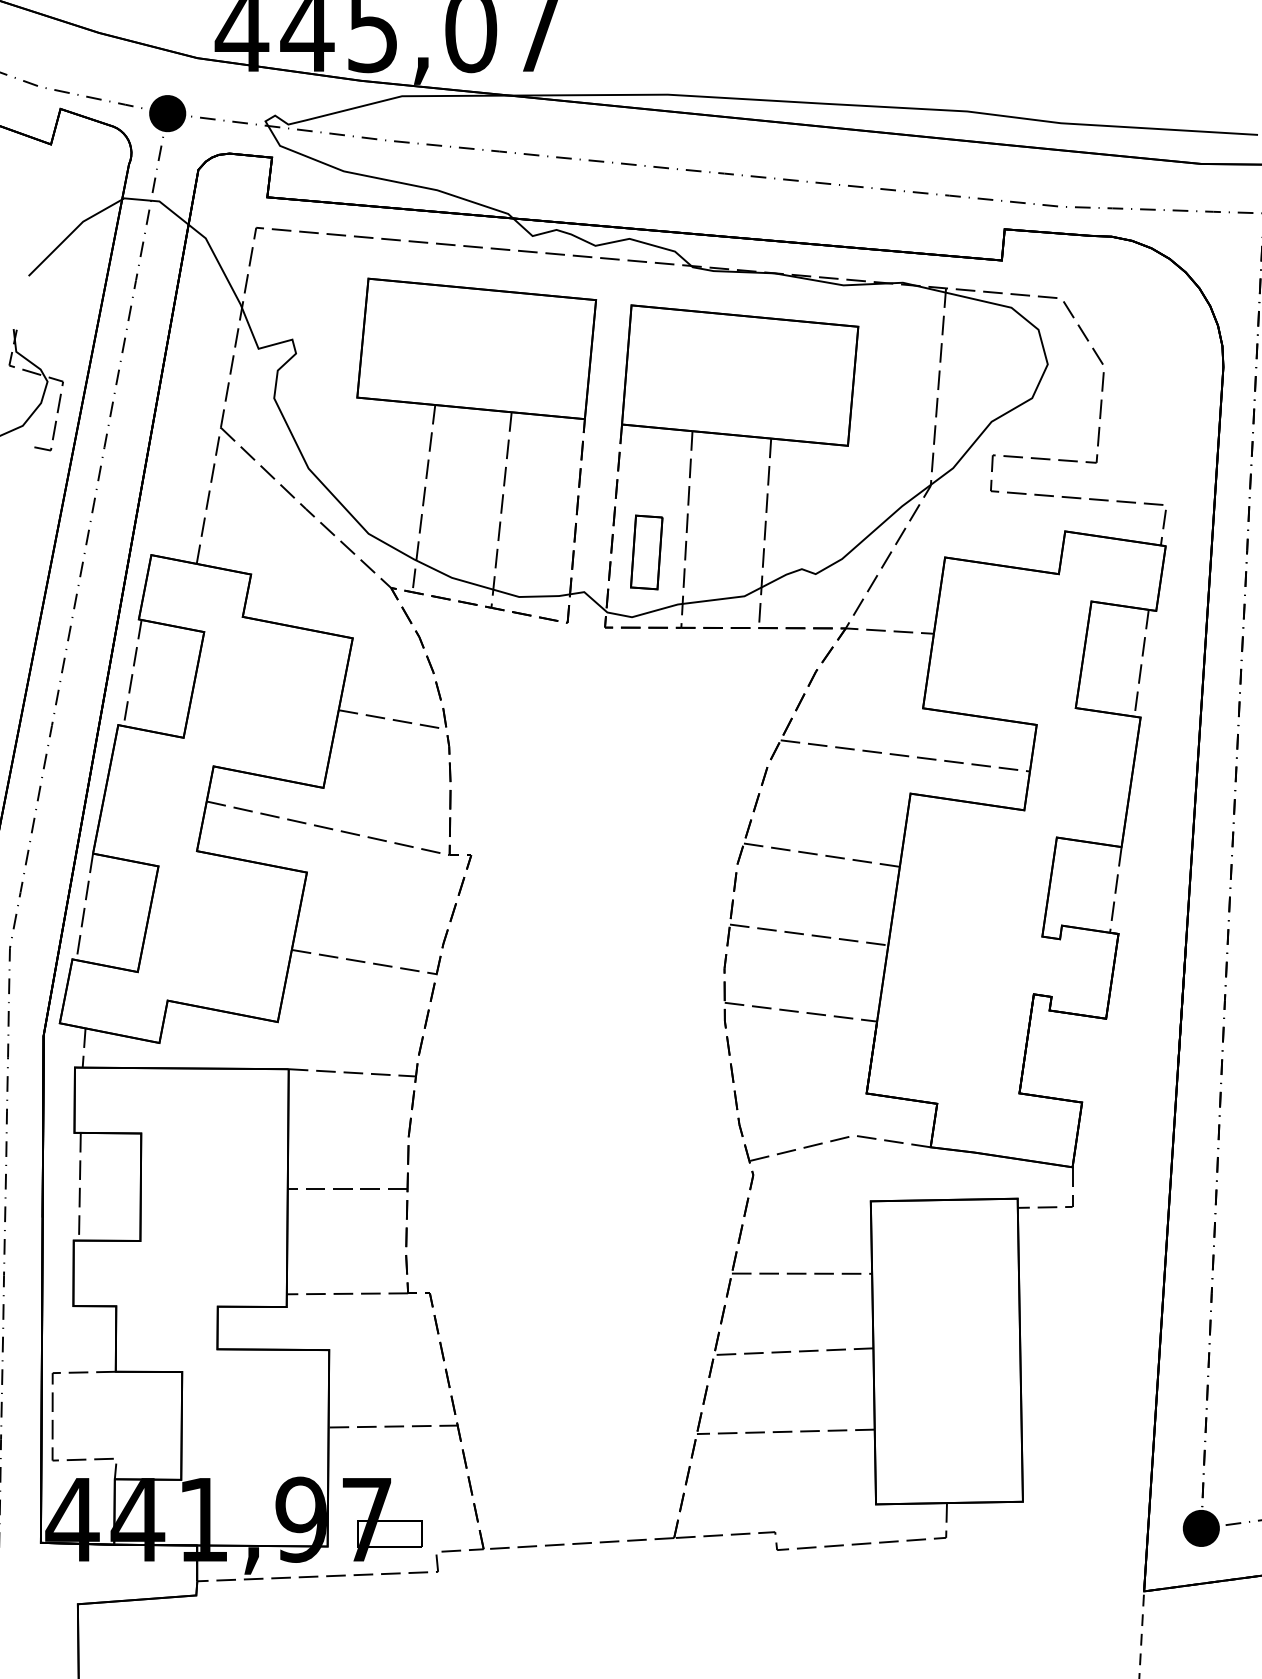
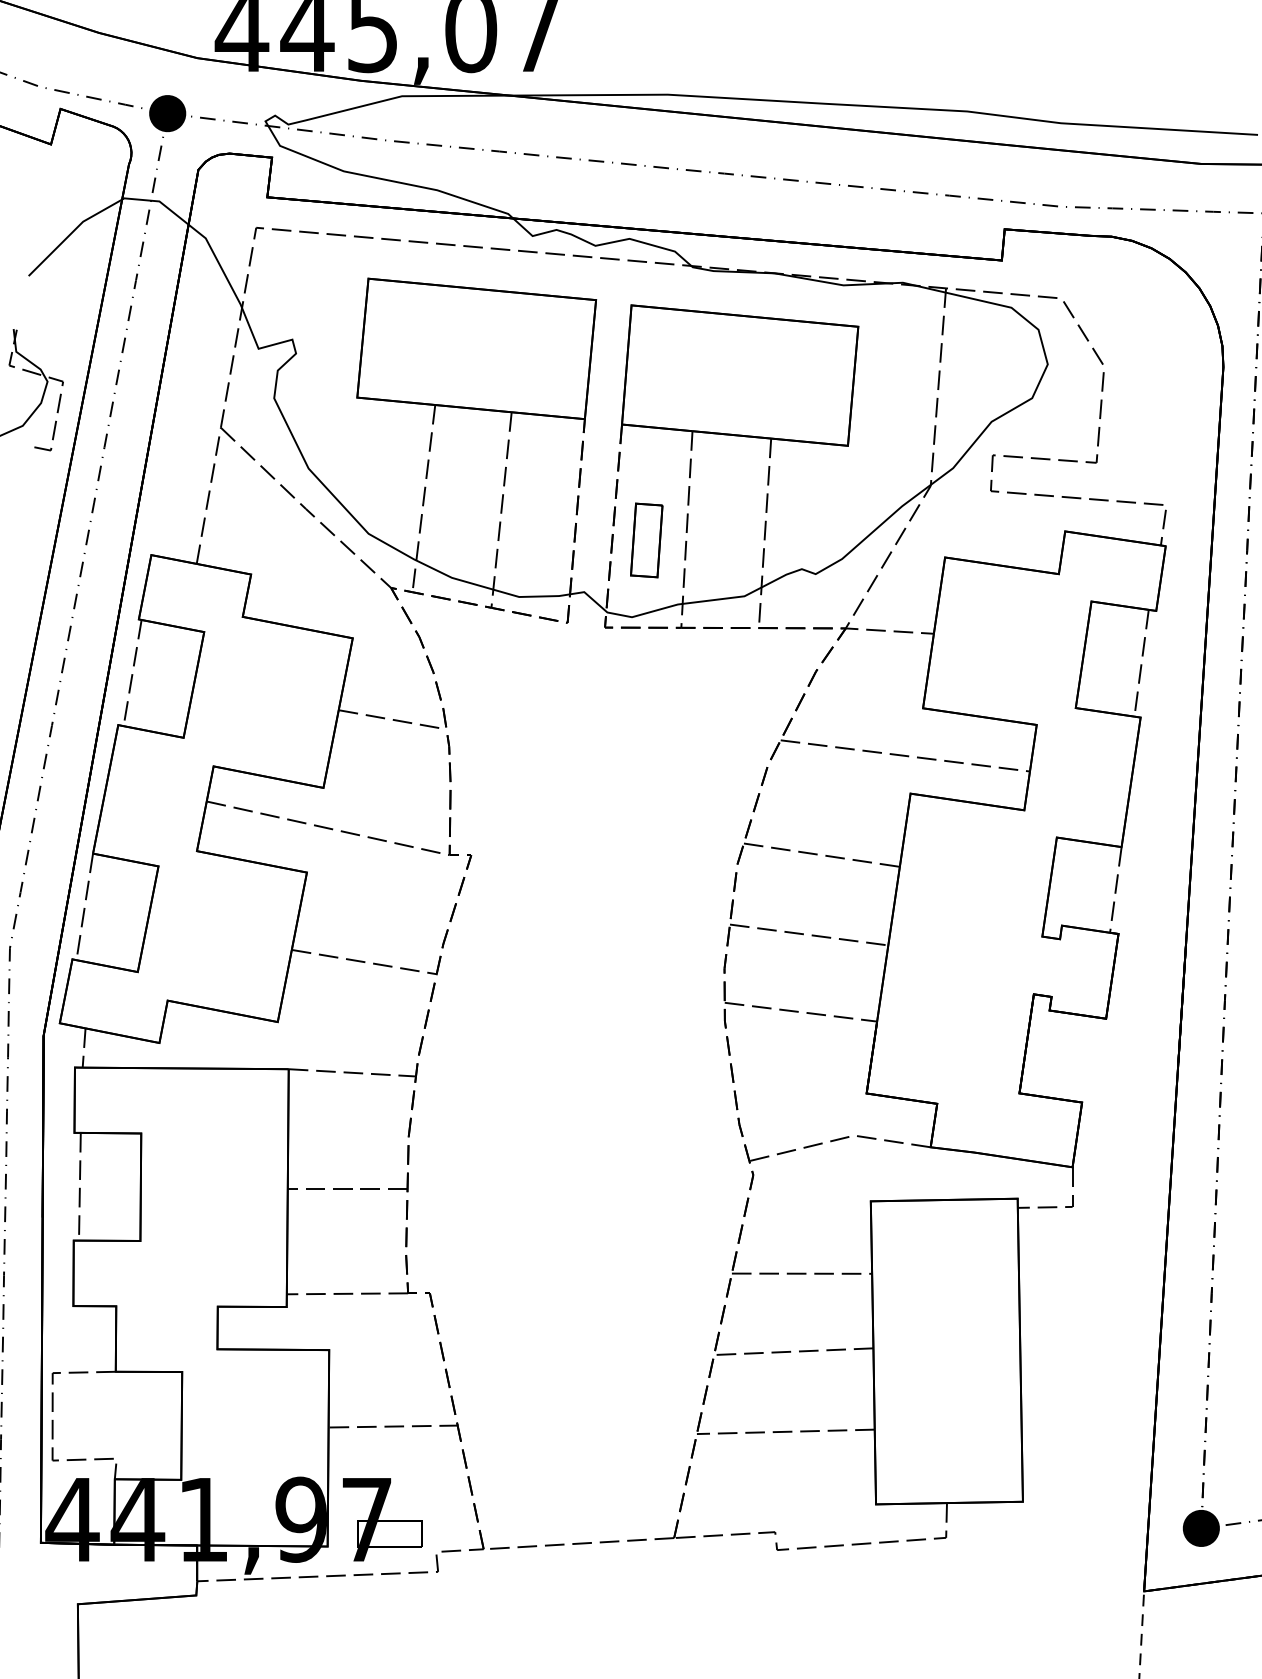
part position: (646, 552) -> (646, 540) (646, 540)
